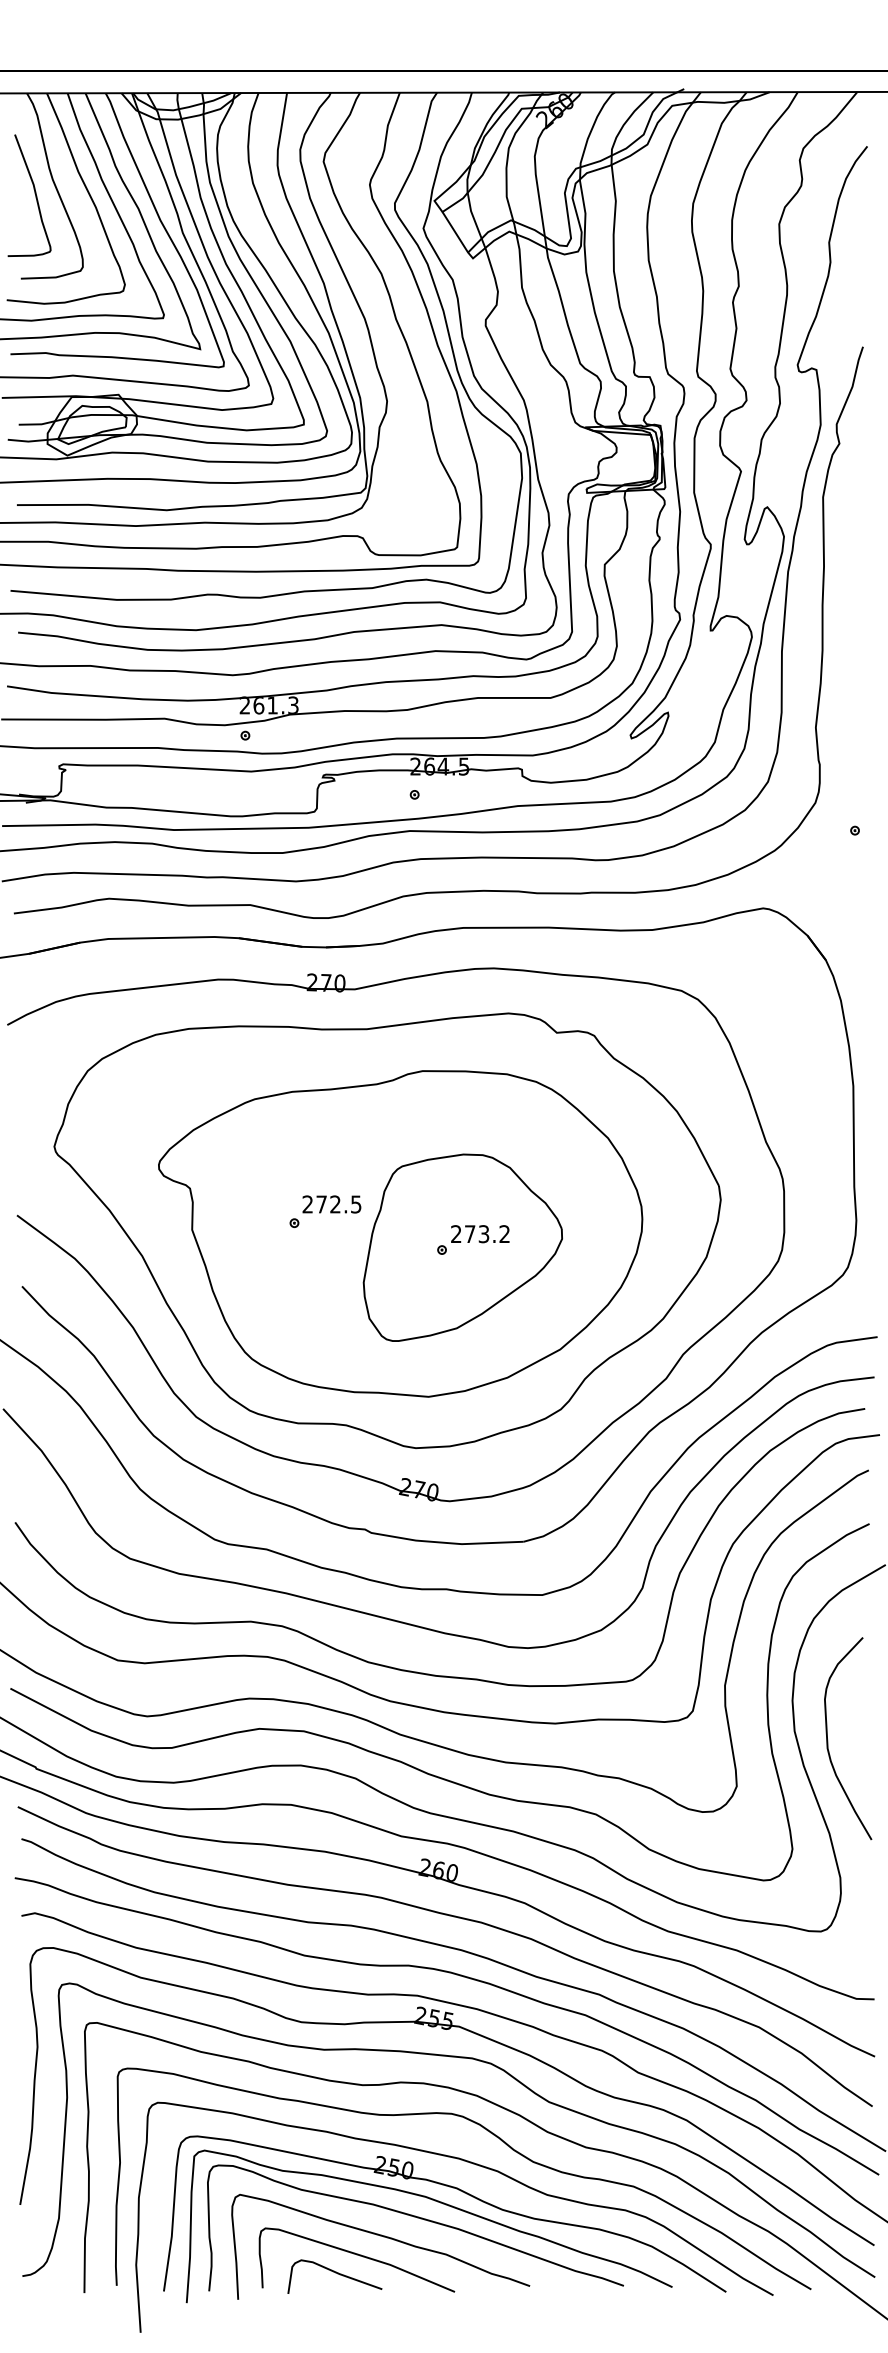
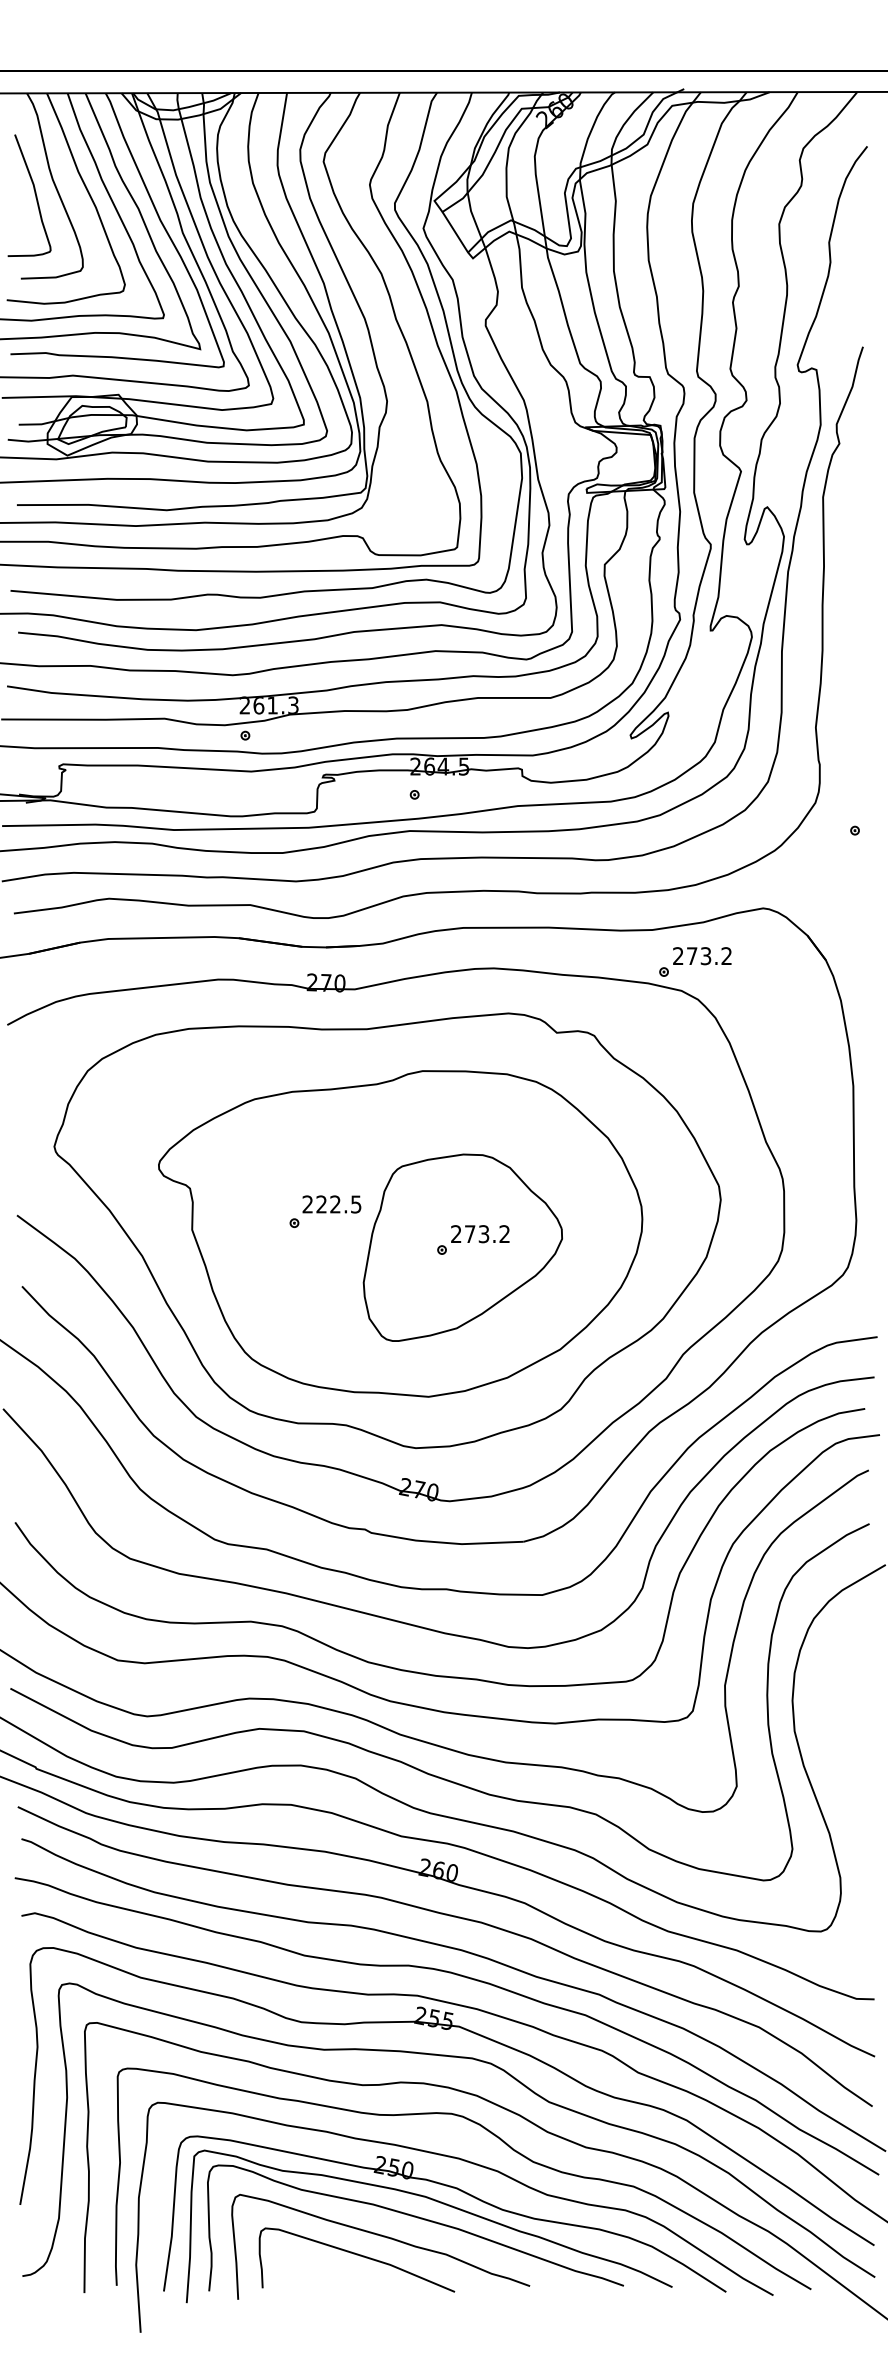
part: none -> present (695, 961)
text: 272.5 -> 222.5 (321, 1204)
curve: present -> none (828, 1740)
curve: present -> none (335, 2273)
